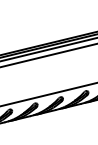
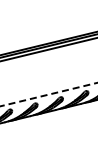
line: present -> none (48, 55)
line: solid -> dashed (49, 94)
